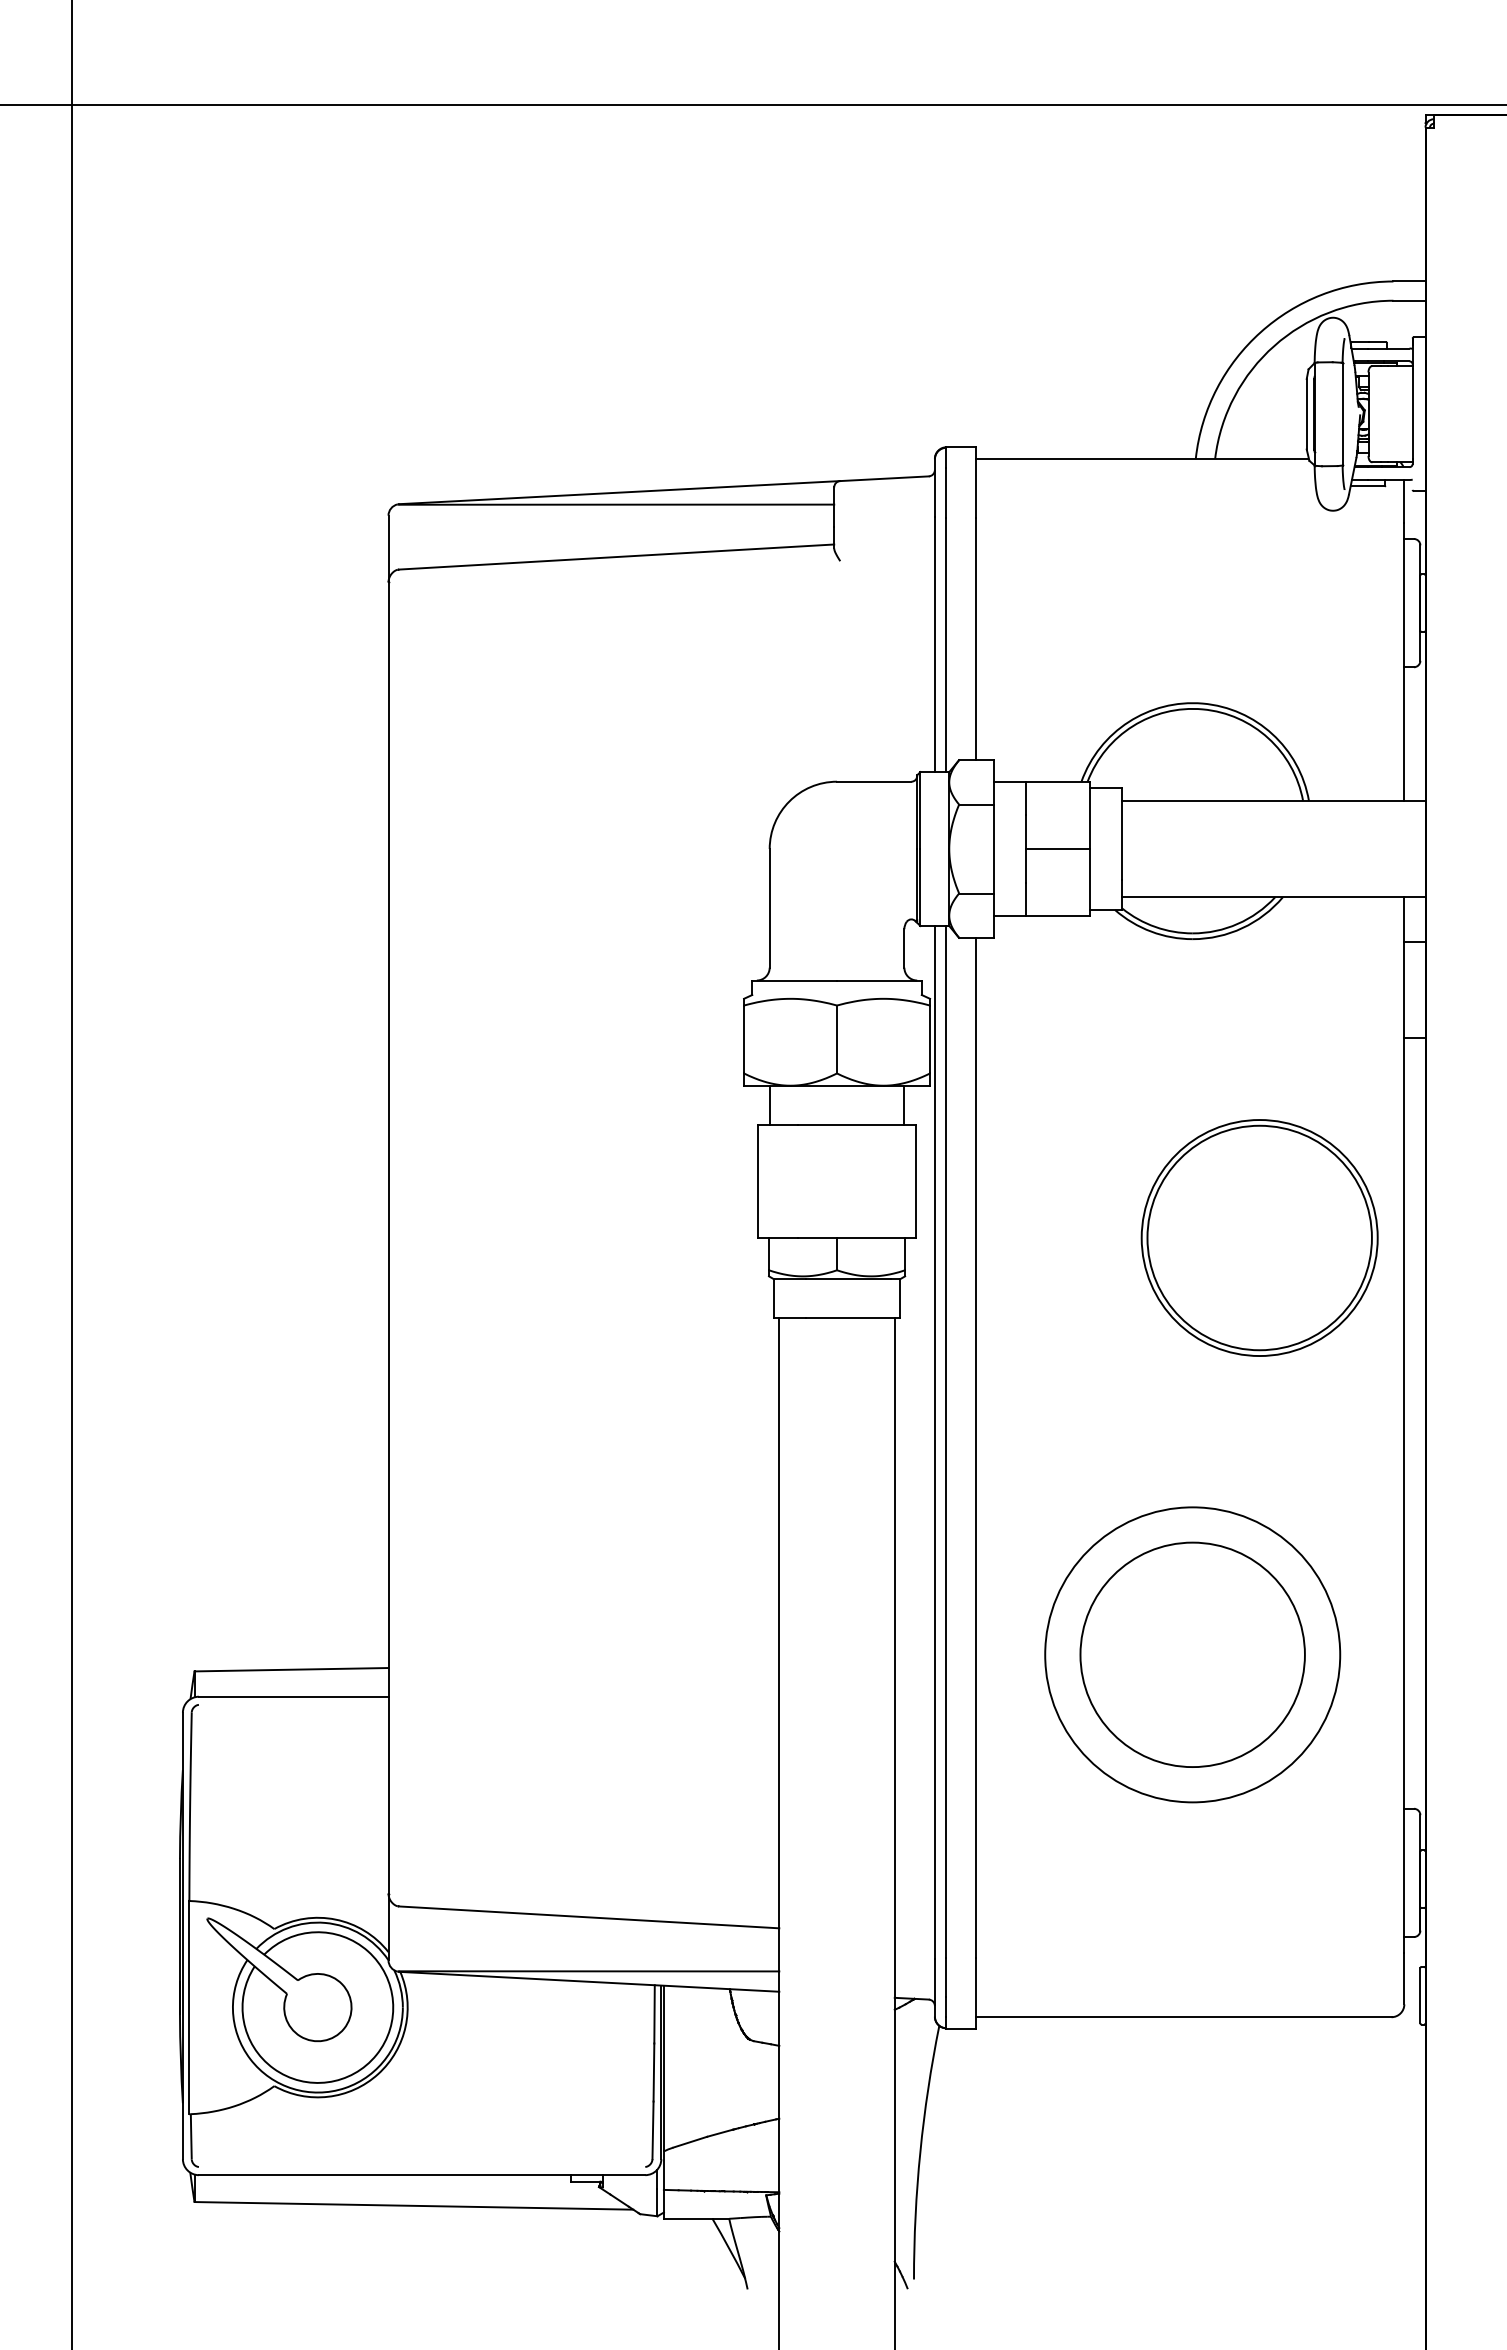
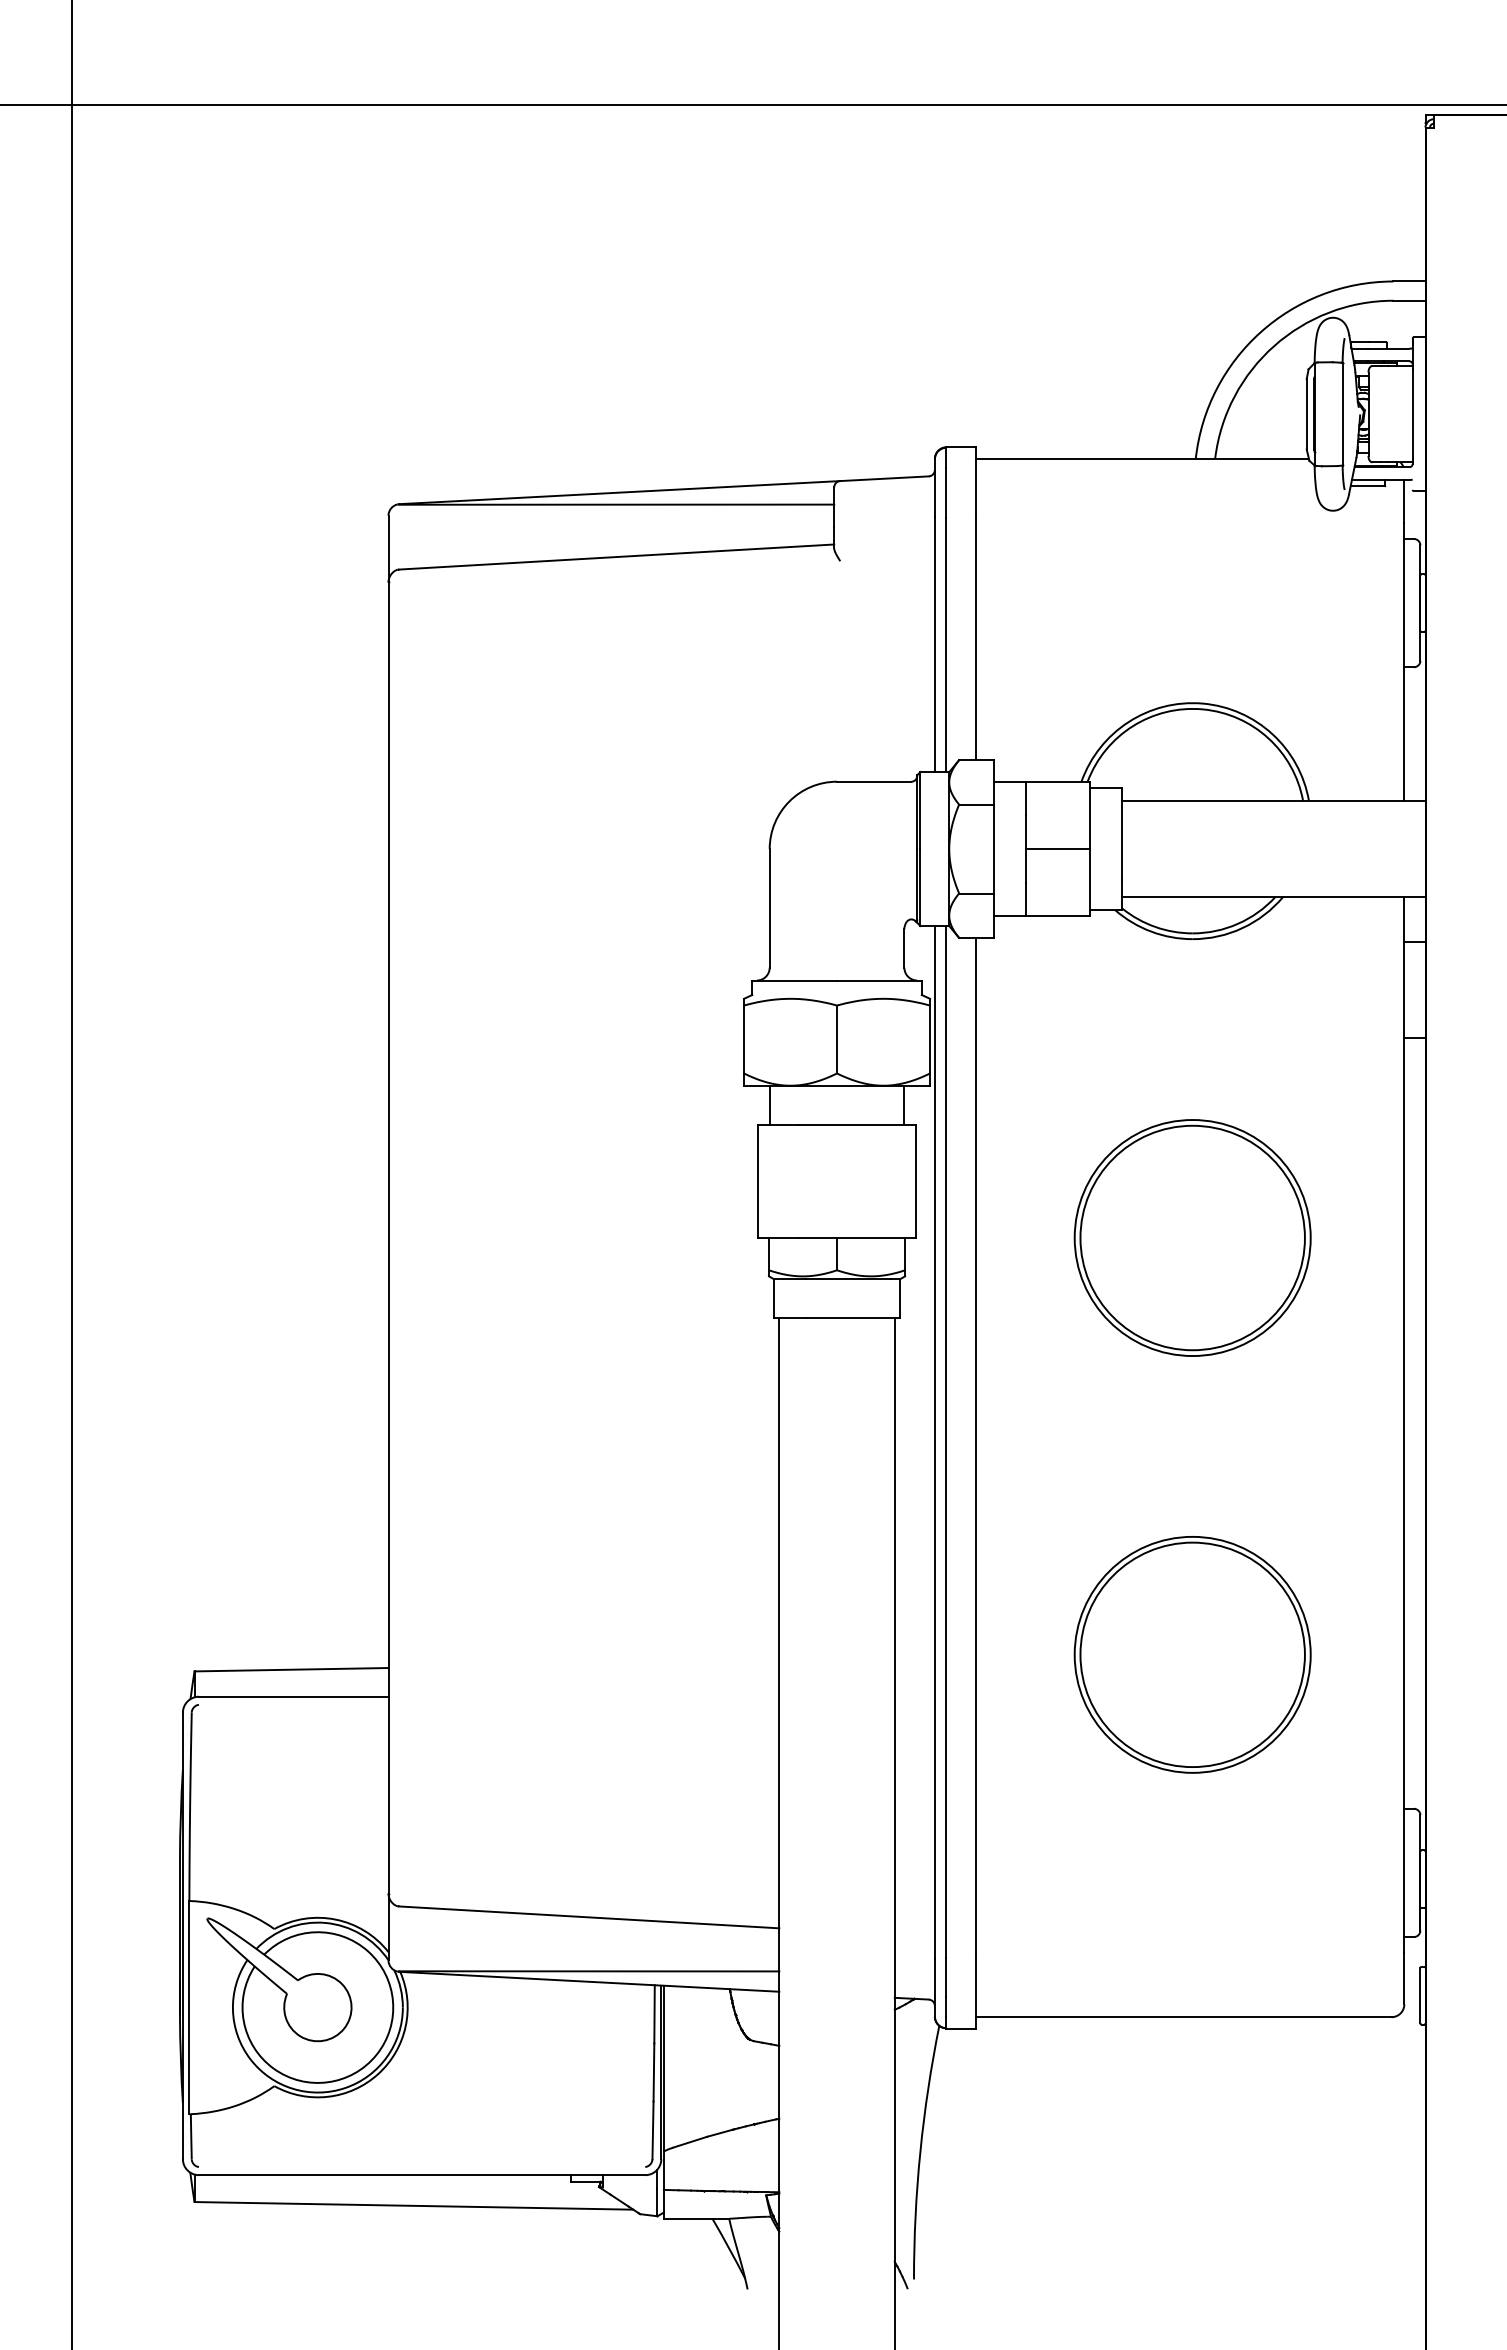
part position: (1259, 1237) -> (1192, 1237) (1192, 1237)
circle diameter: 295 px -> 236 px (1192, 1654)
